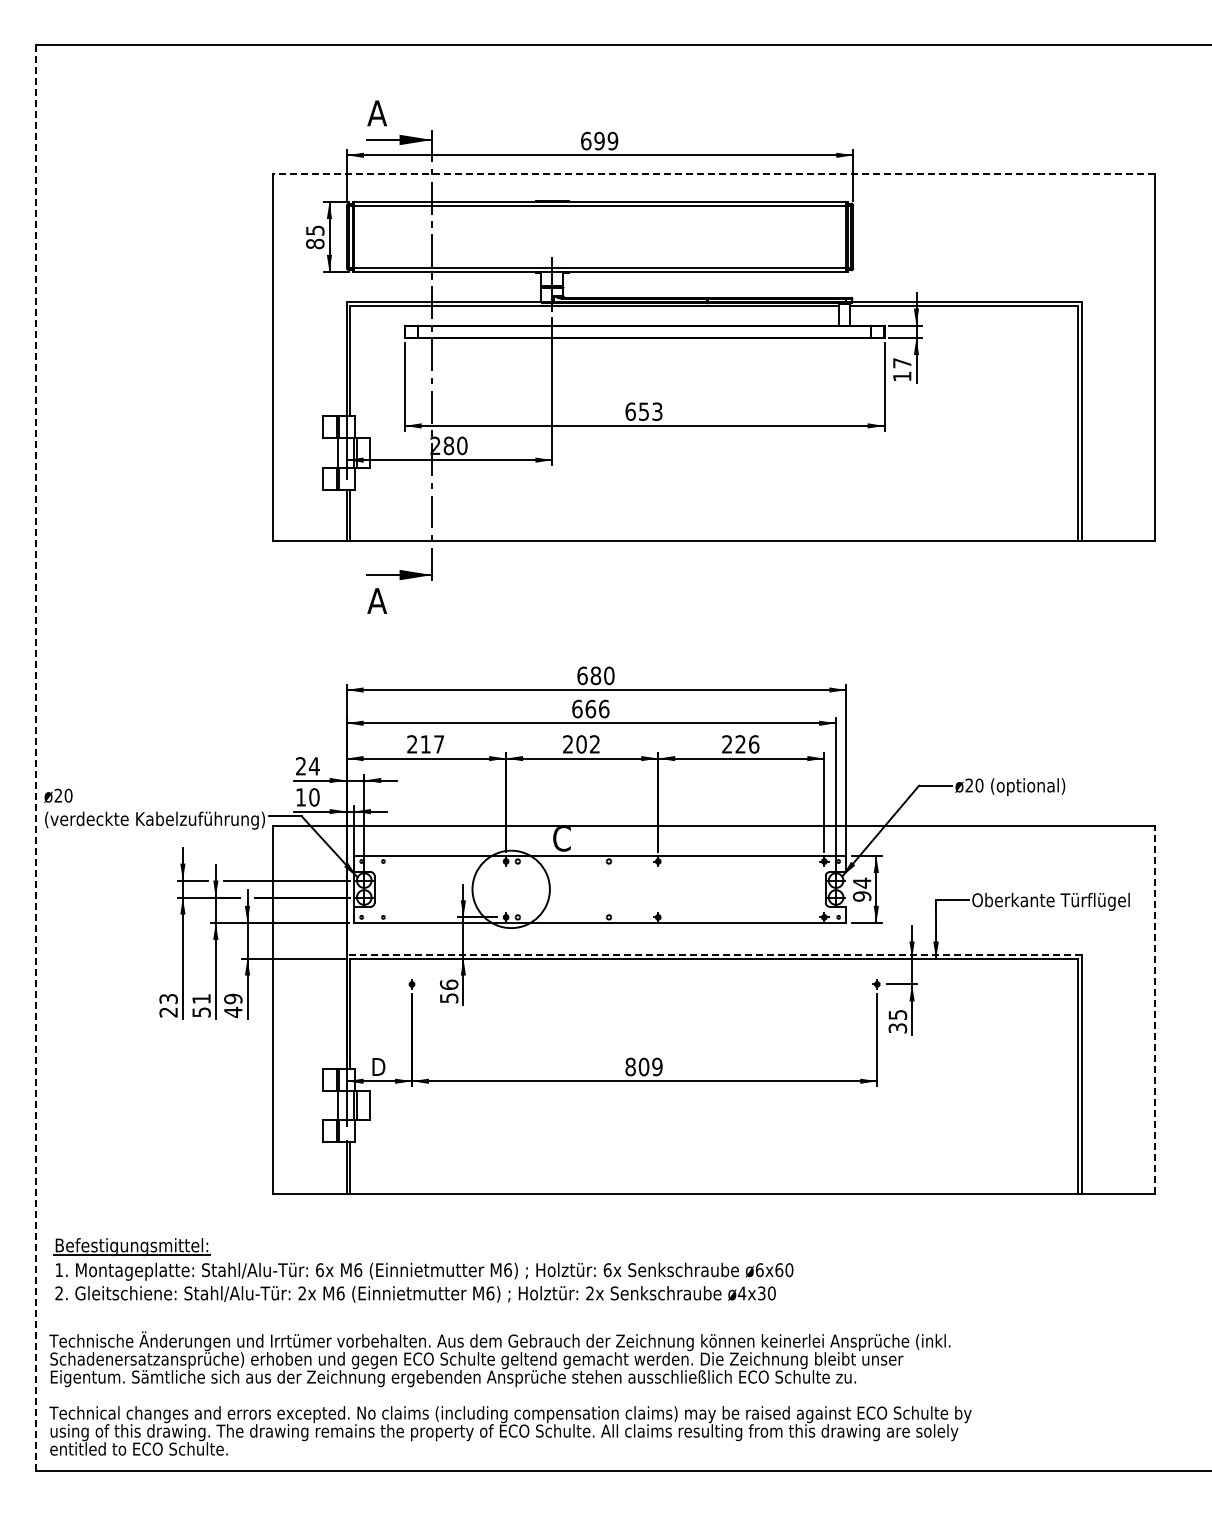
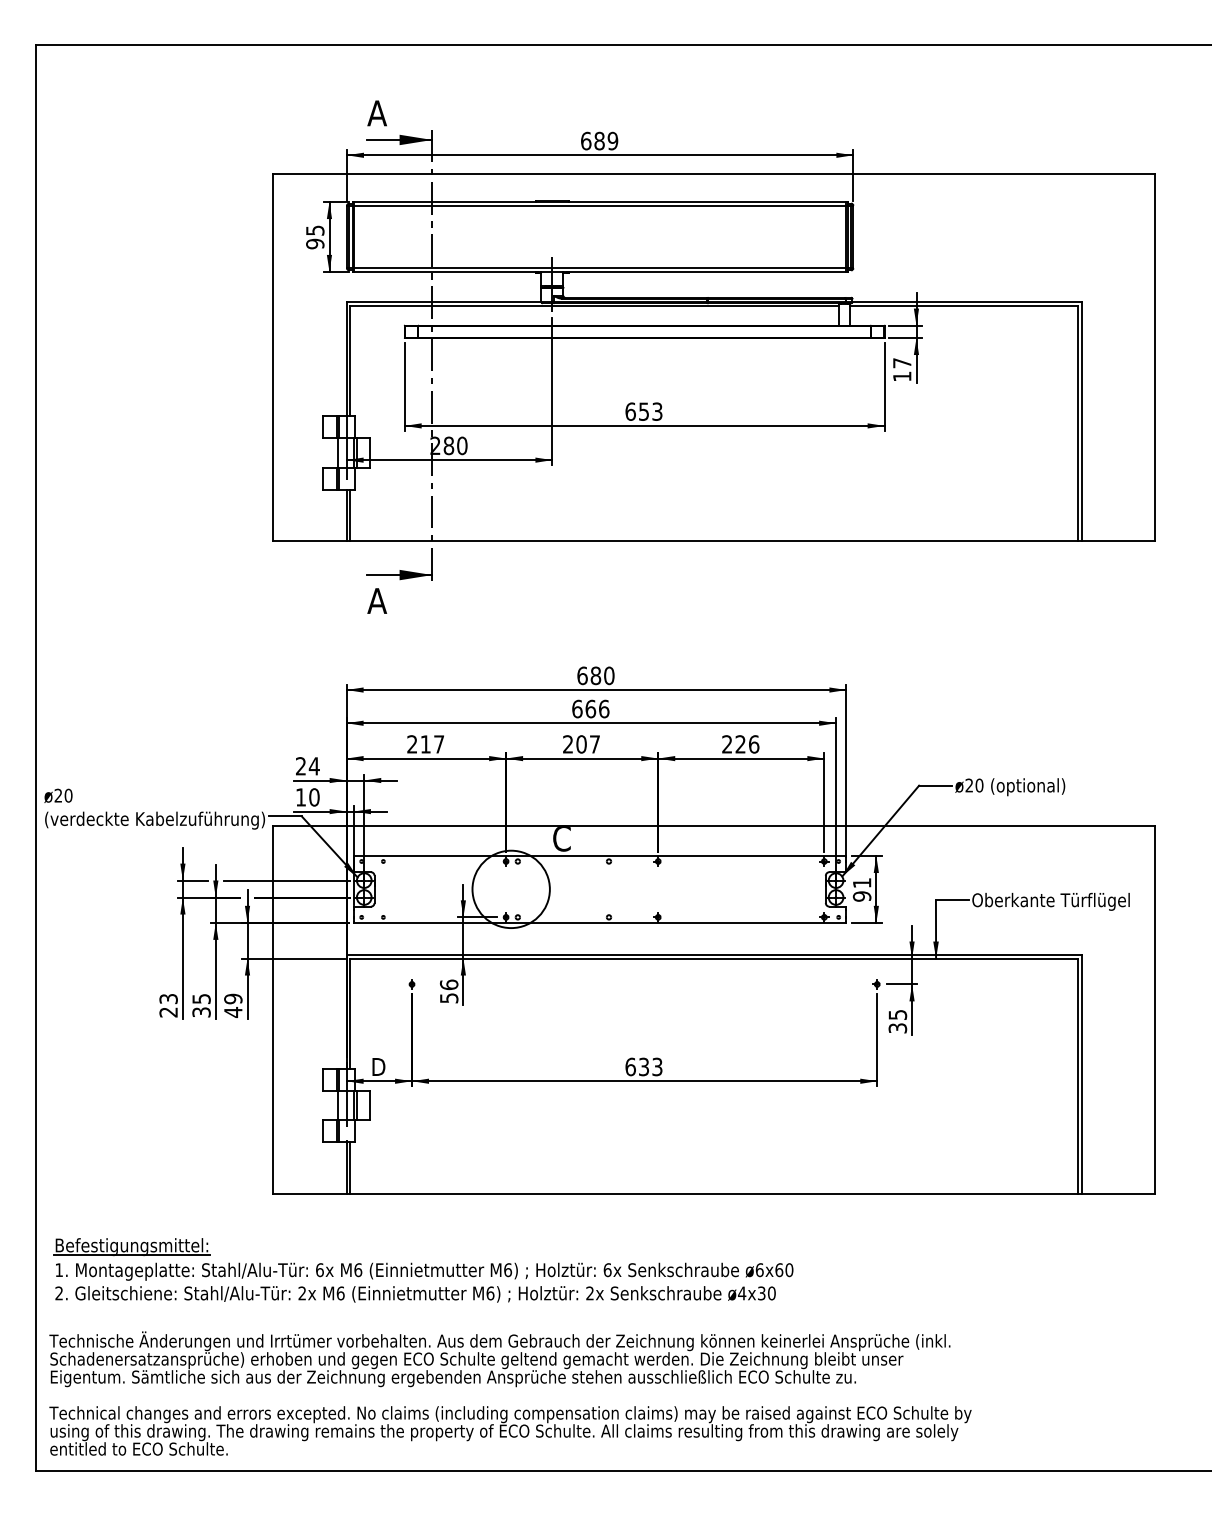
text: 699 -> 689 (599, 141)
line: dashed -> solid (714, 173)
text: 85 -> 95 (315, 243)
text: 202 -> 207 (594, 744)
line: dashed -> solid (36, 758)
text: 94 -> 91 (862, 882)
line: dashed -> solid (713, 954)
text: 51 -> 35 (201, 1005)
line: dashed -> solid (1155, 1009)
text: 809 -> 633 (643, 1066)
